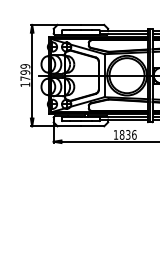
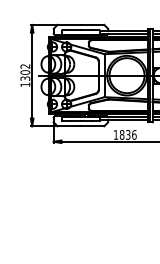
text: 1799 -> 1302 (25, 72)
